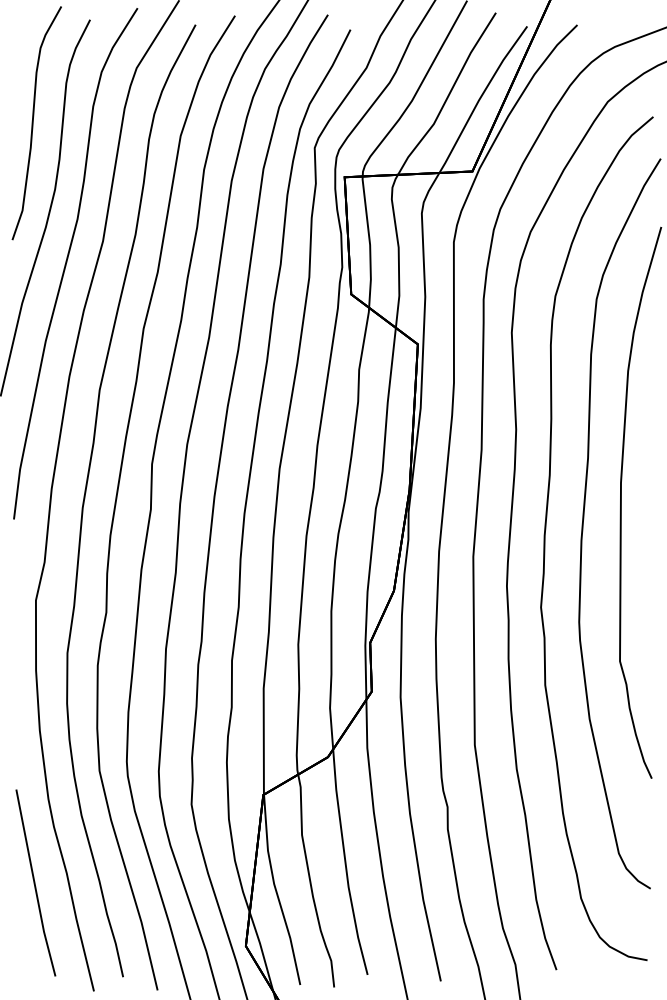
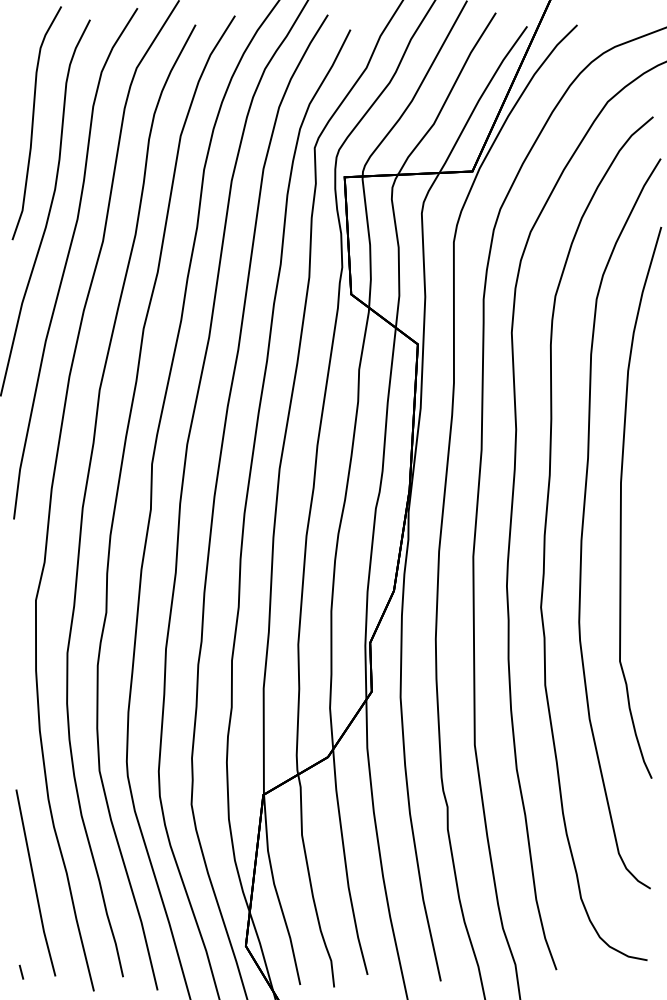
line: none -> present (21, 971)
